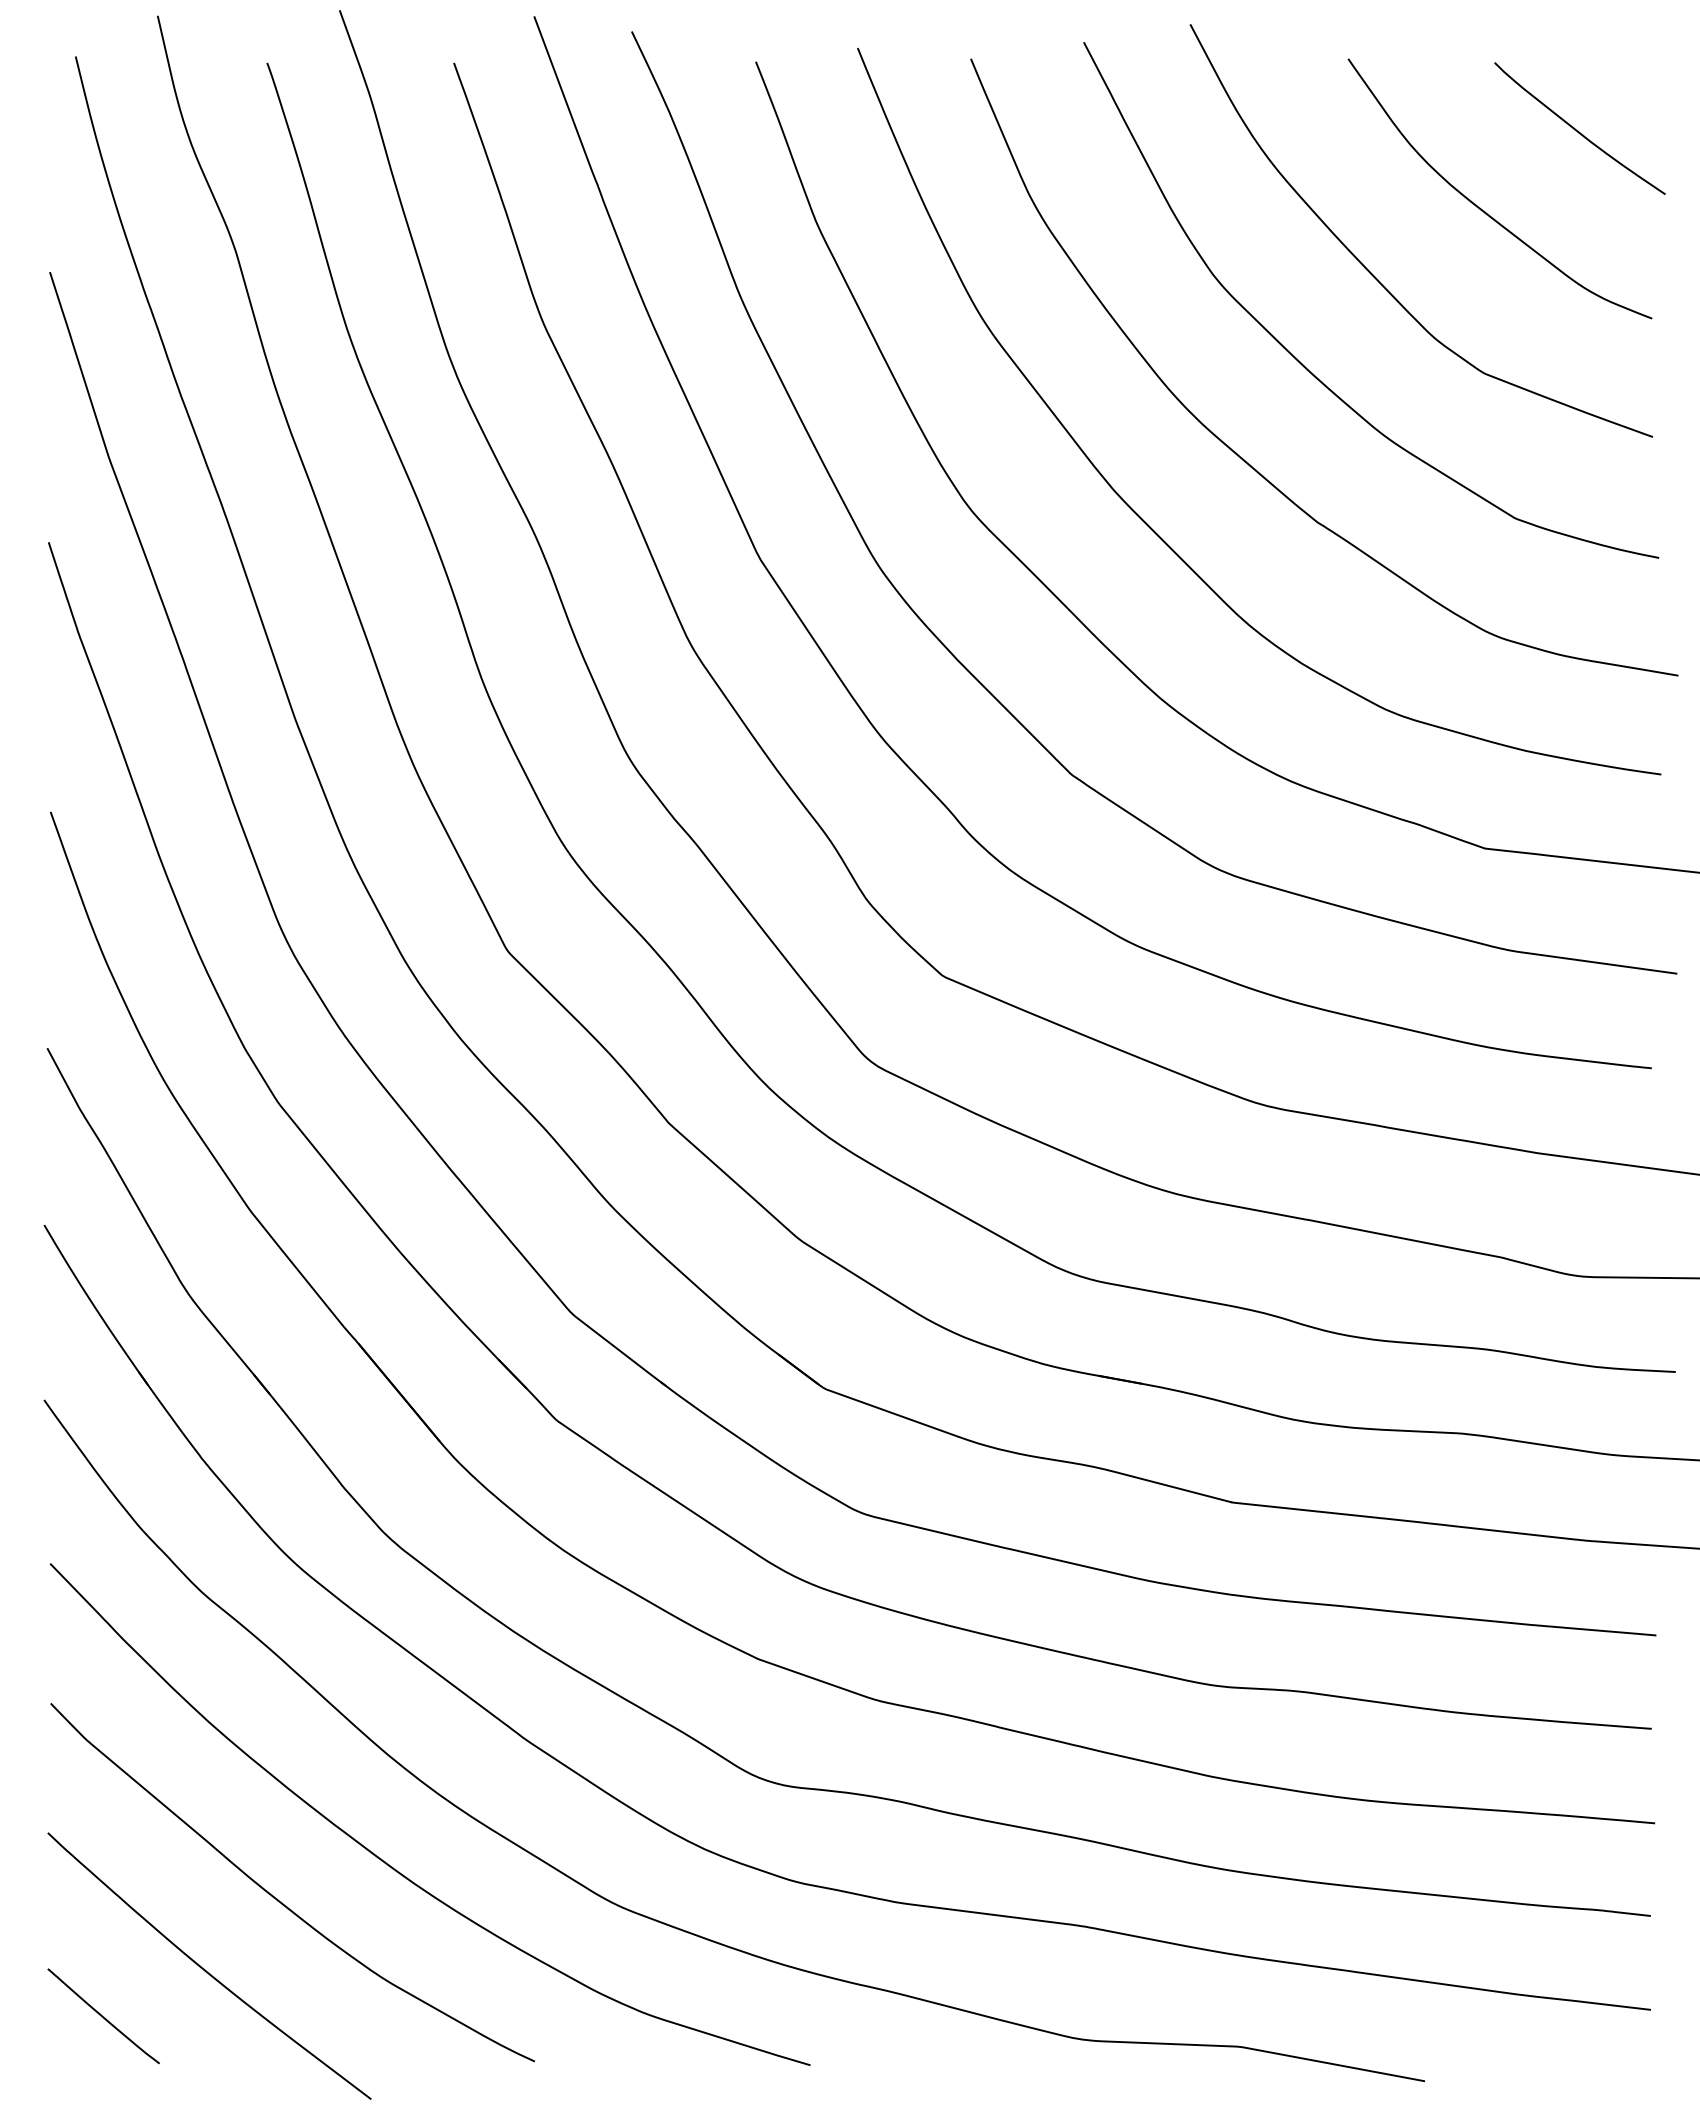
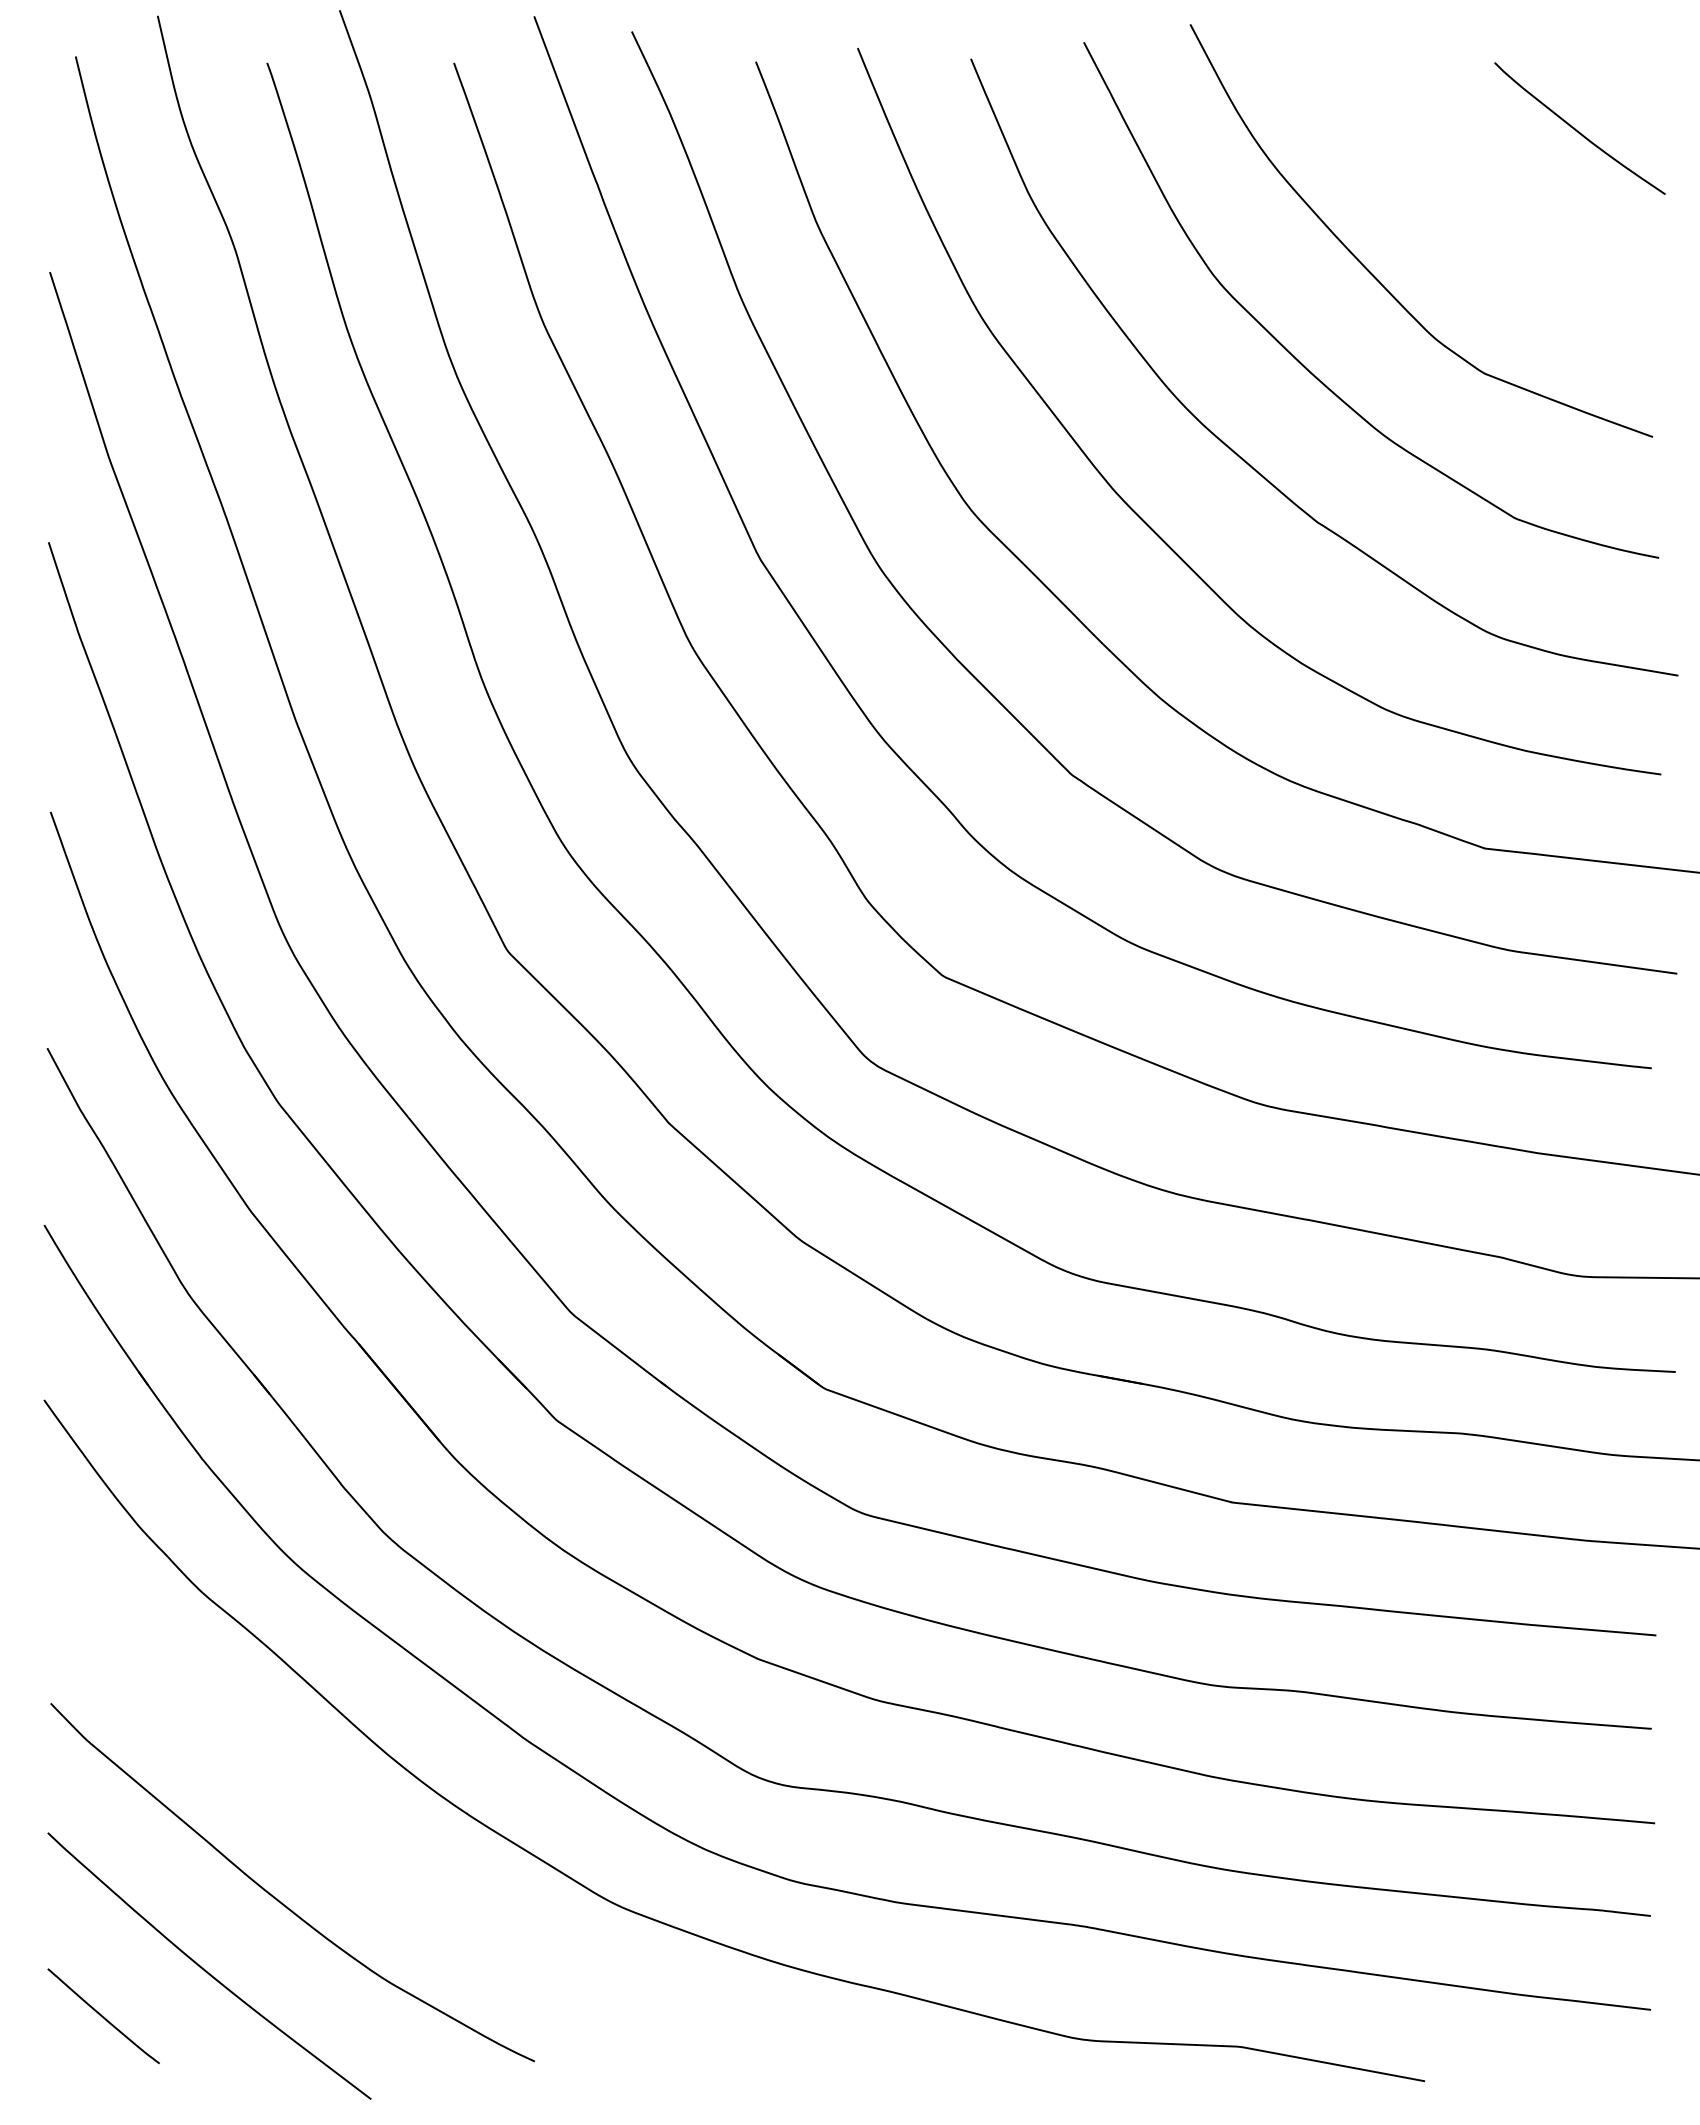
curve: present -> none (1480, 207)
curve: present -> none (392, 1866)
